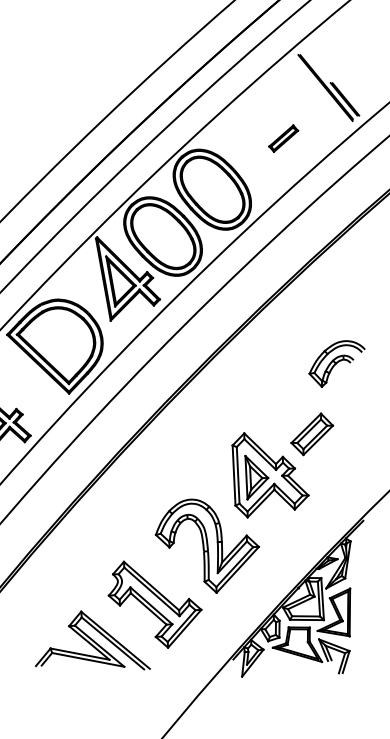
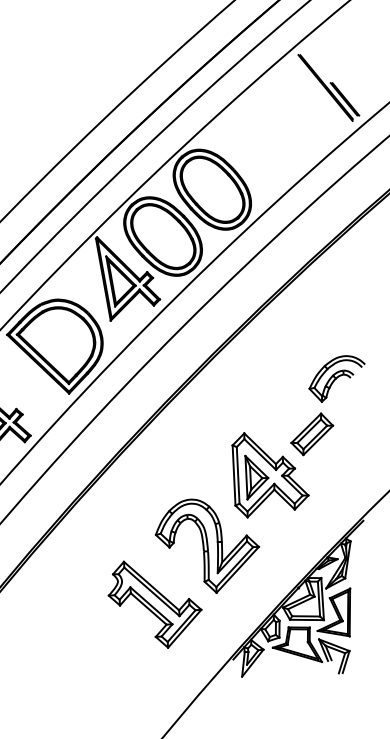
part: present -> none (283, 138)
part position: (336, 363) -> (336, 378) (336, 378)
part: present -> none (92, 640)
